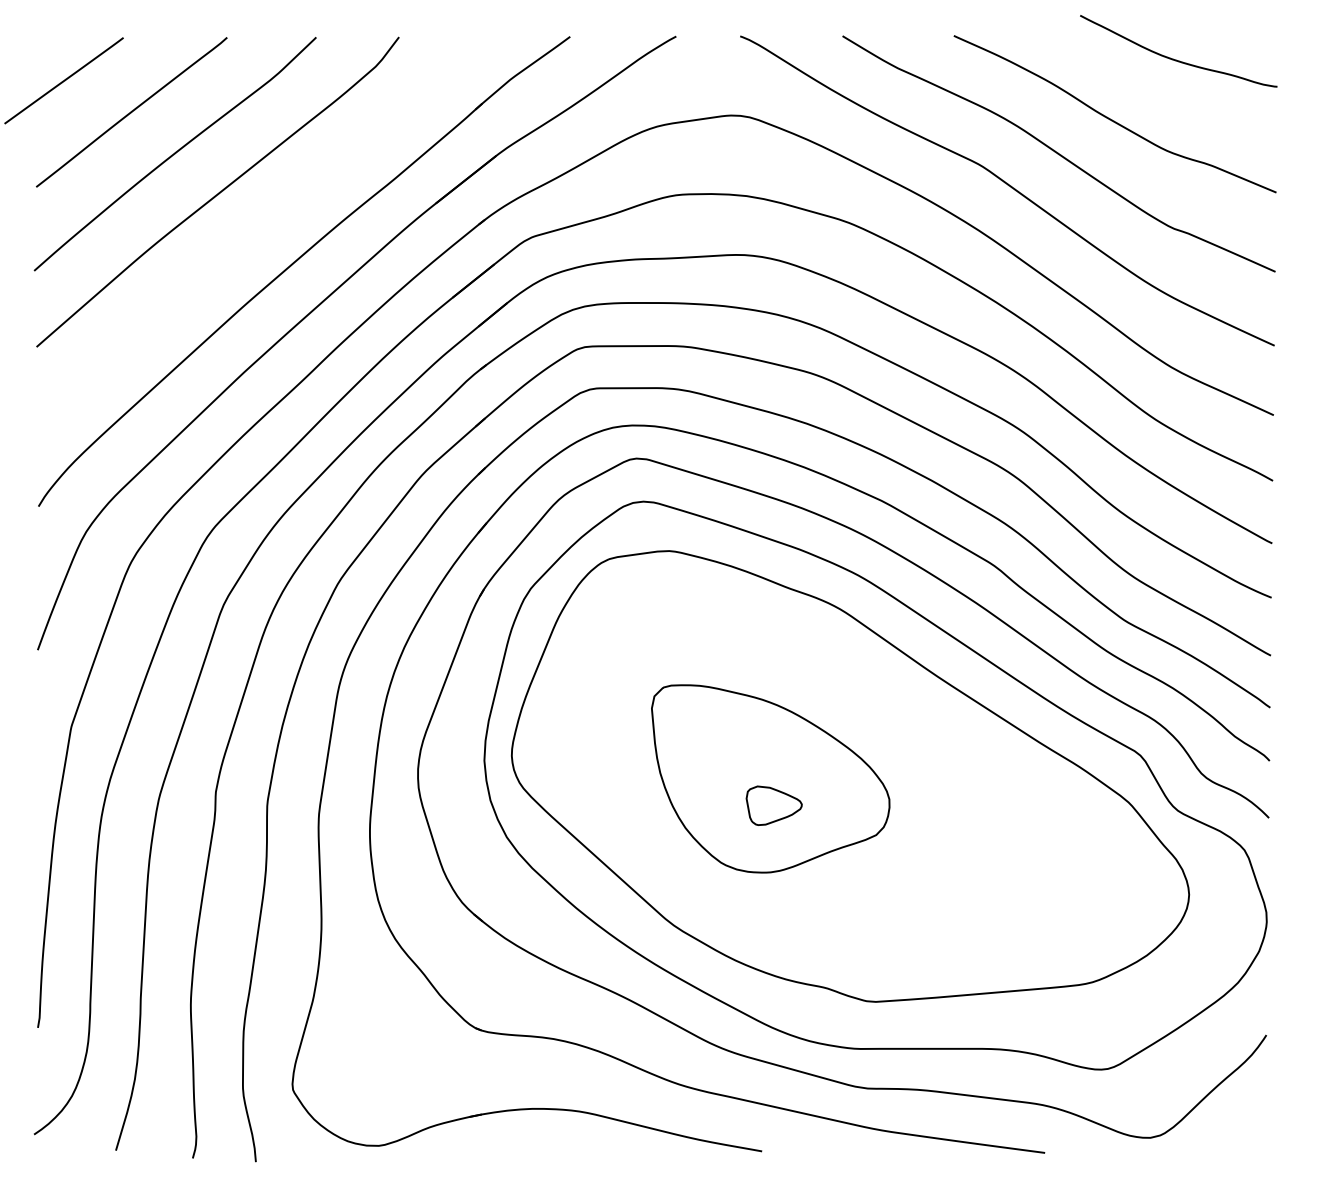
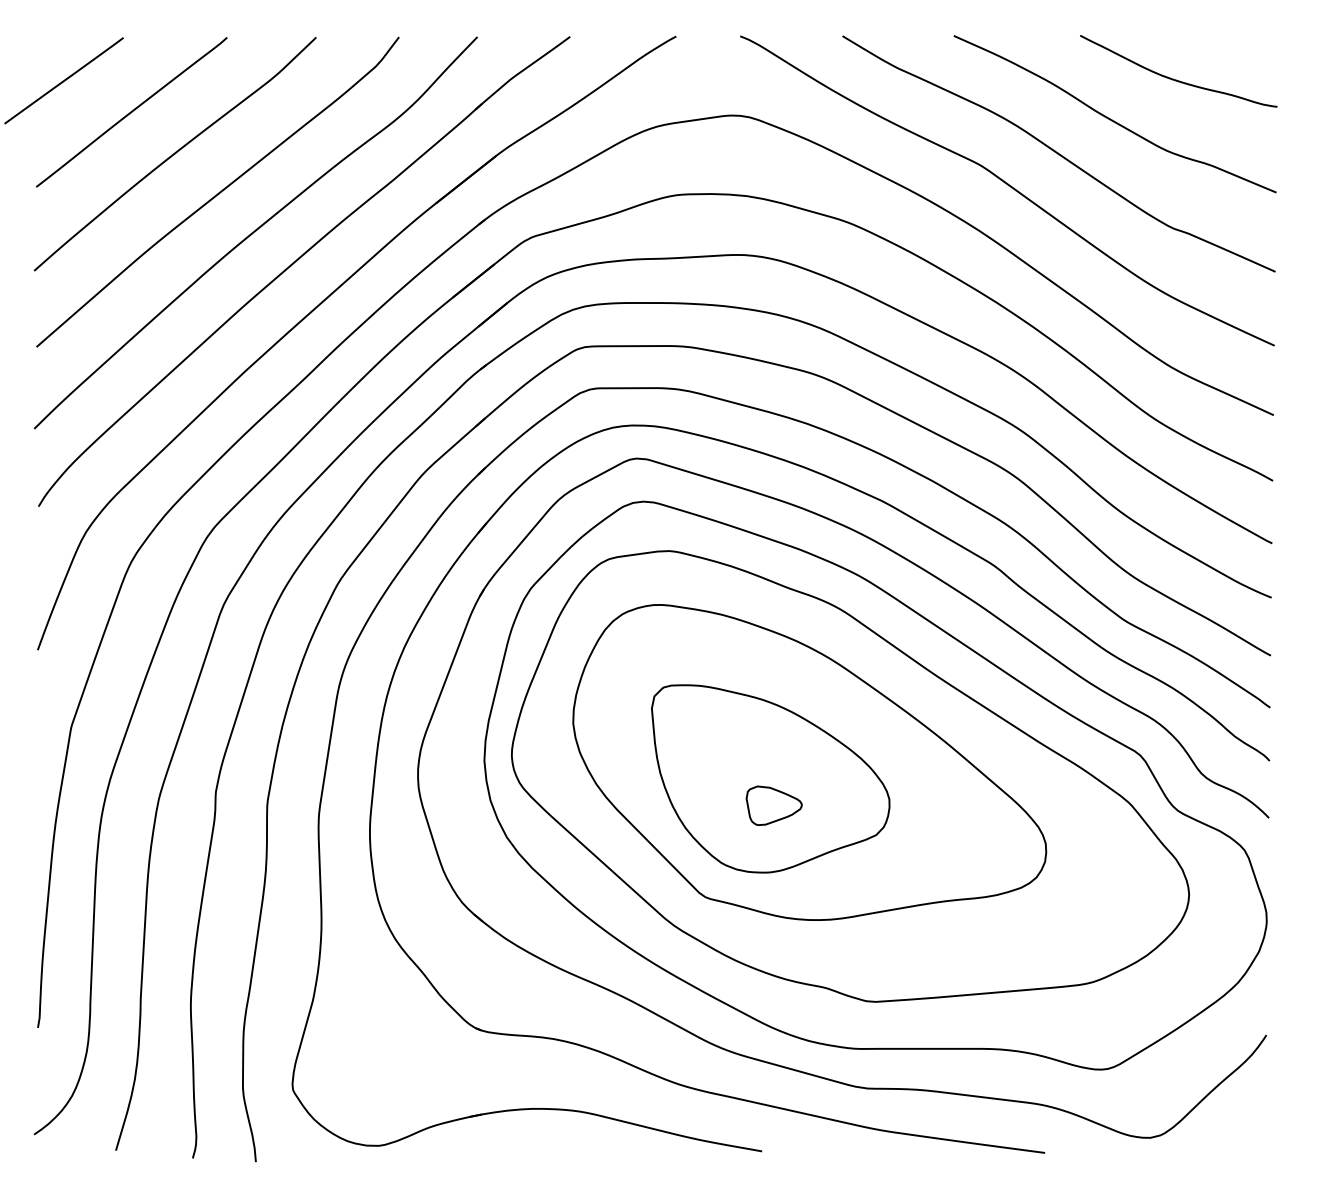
curve position: (1176, 59) -> (1176, 79) (1176, 79)
curve: none -> present (255, 232)
part: none -> present (809, 762)
